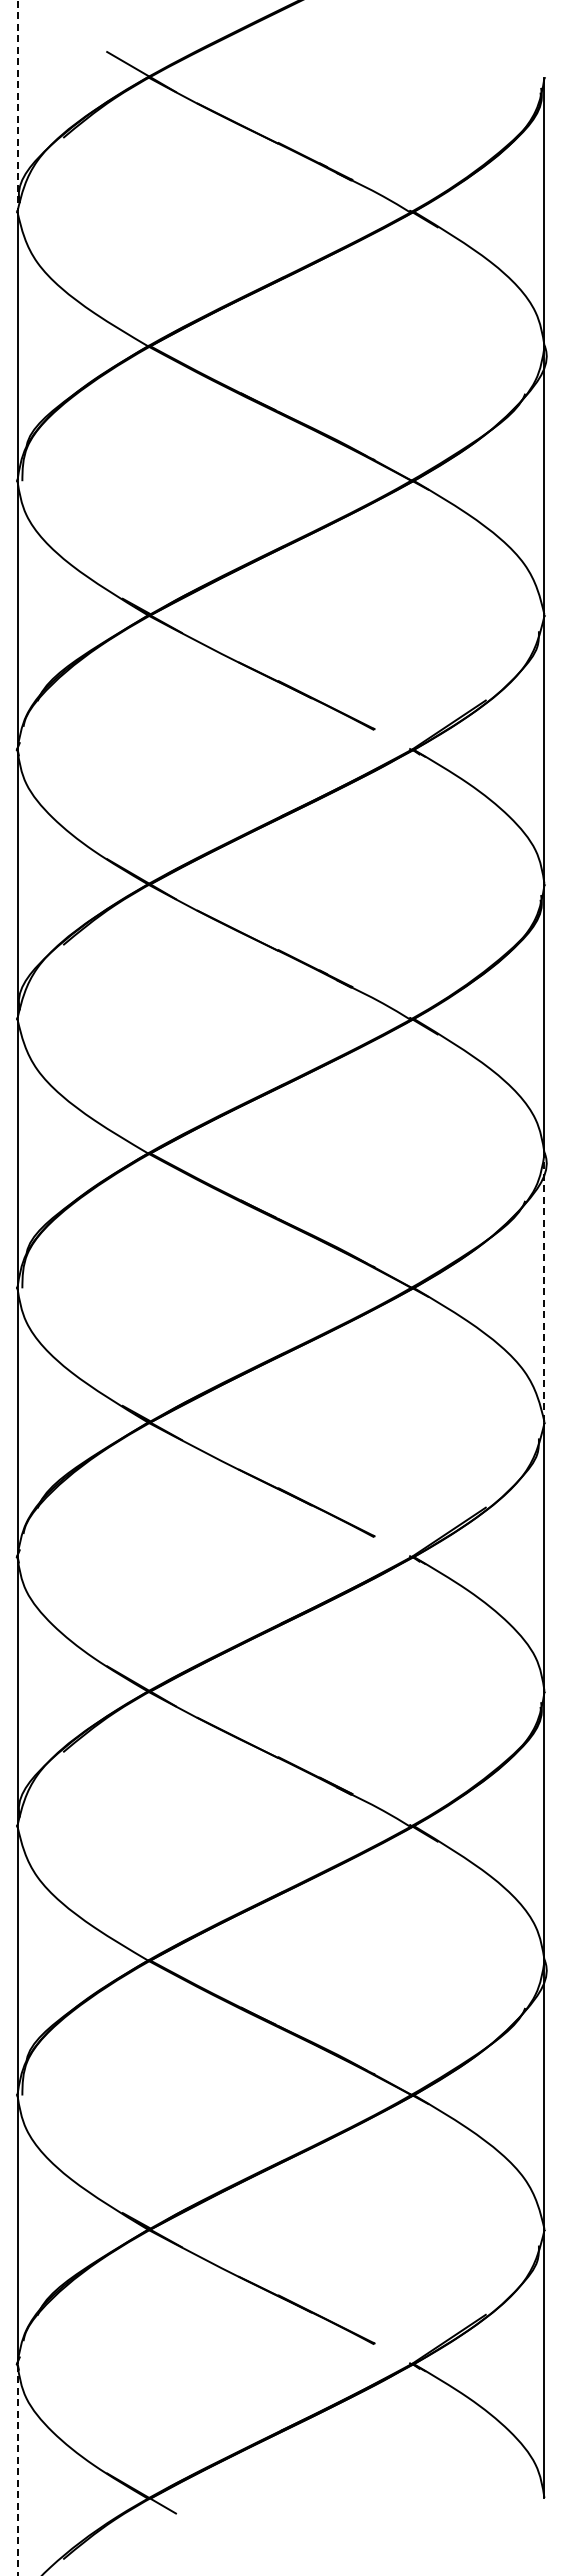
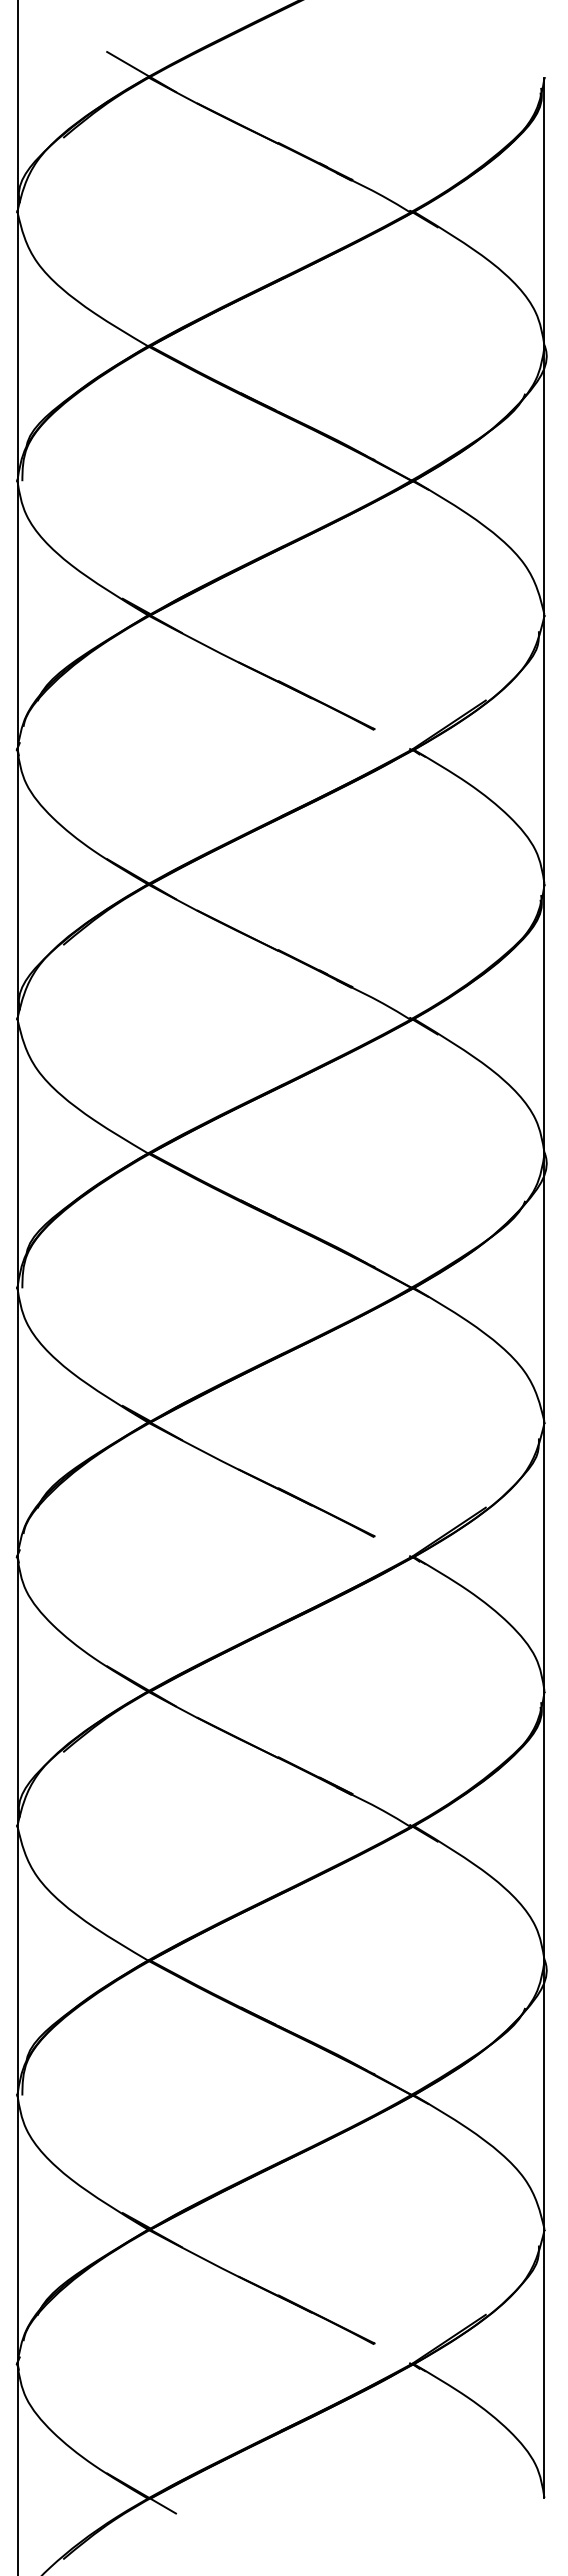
line: dashed -> solid (17, 106)
line: dashed -> solid (544, 1287)
line: dashed -> solid (17, 2470)
